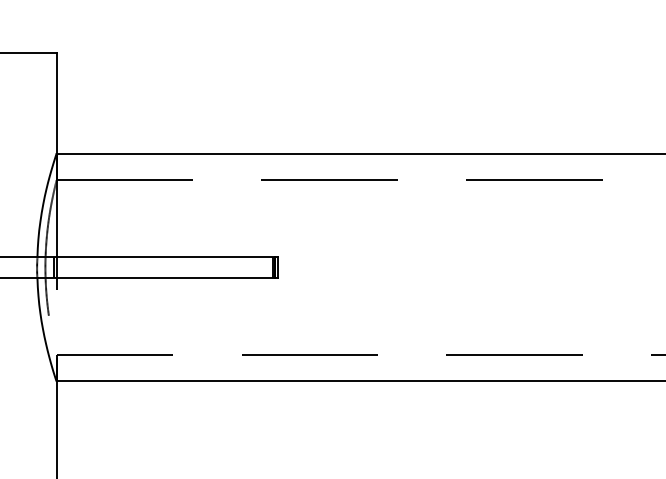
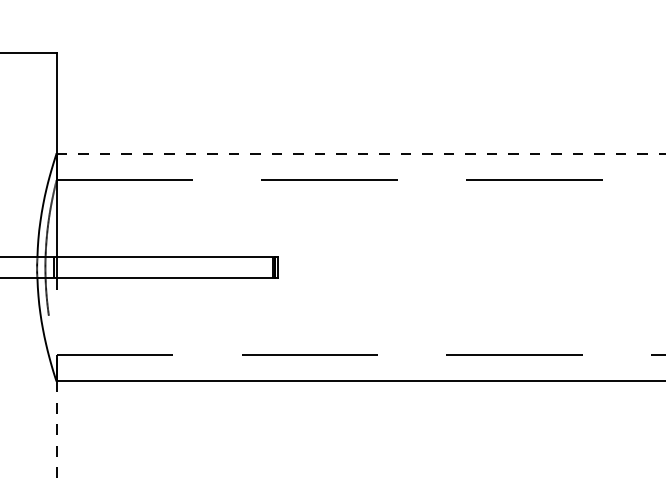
line: solid -> dashed (361, 153)
line: solid -> dashed (56, 430)
